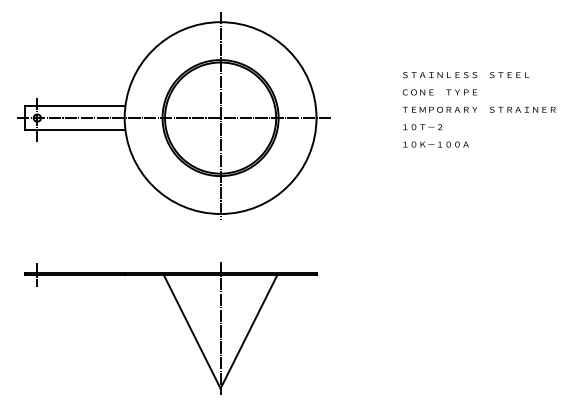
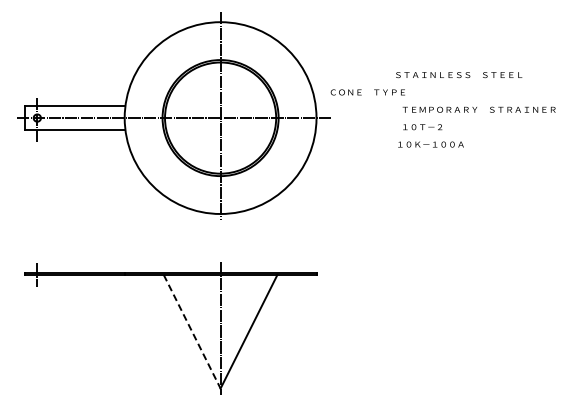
text position: (466, 75) -> (459, 75) (459, 75)
text position: (439, 92) -> (367, 92) (367, 92)
text position: (435, 144) -> (430, 144) (430, 144)
line: solid -> dashed (192, 331)
